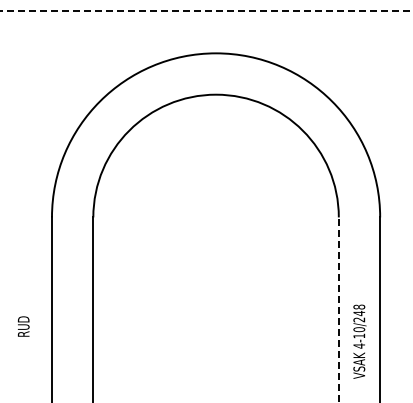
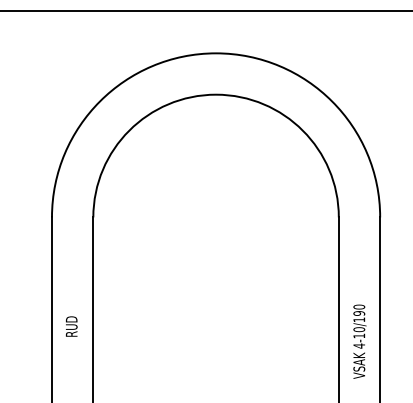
line: dashed -> solid (206, 10)
line: dashed -> solid (338, 309)
text: 4-10/248 -> 4-10/190 (359, 313)
text position: (23, 326) -> (71, 326) (71, 326)
